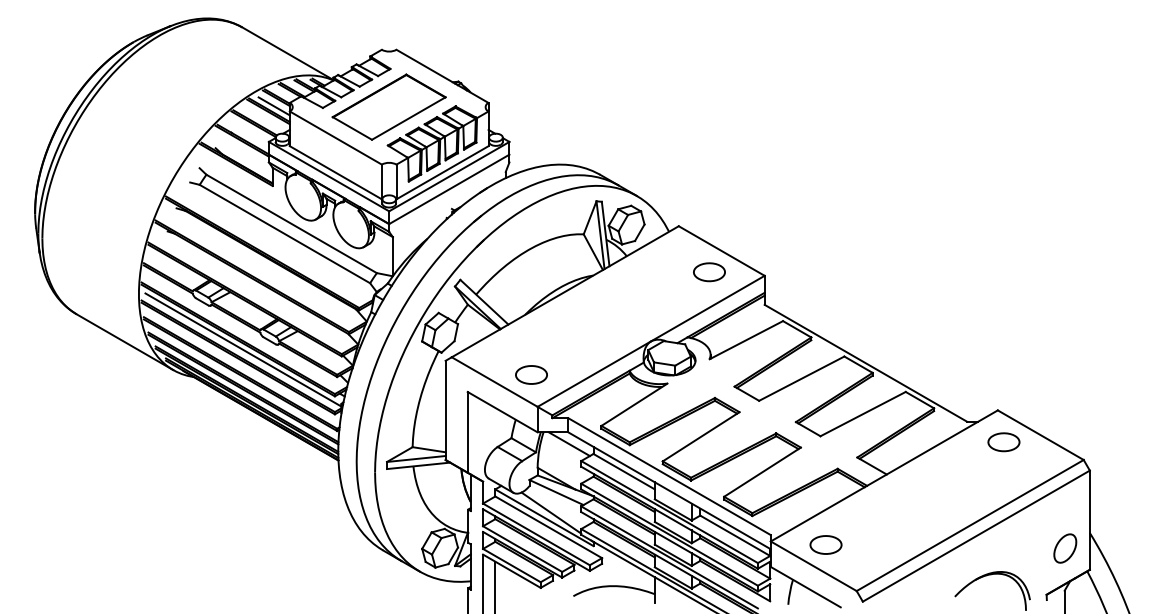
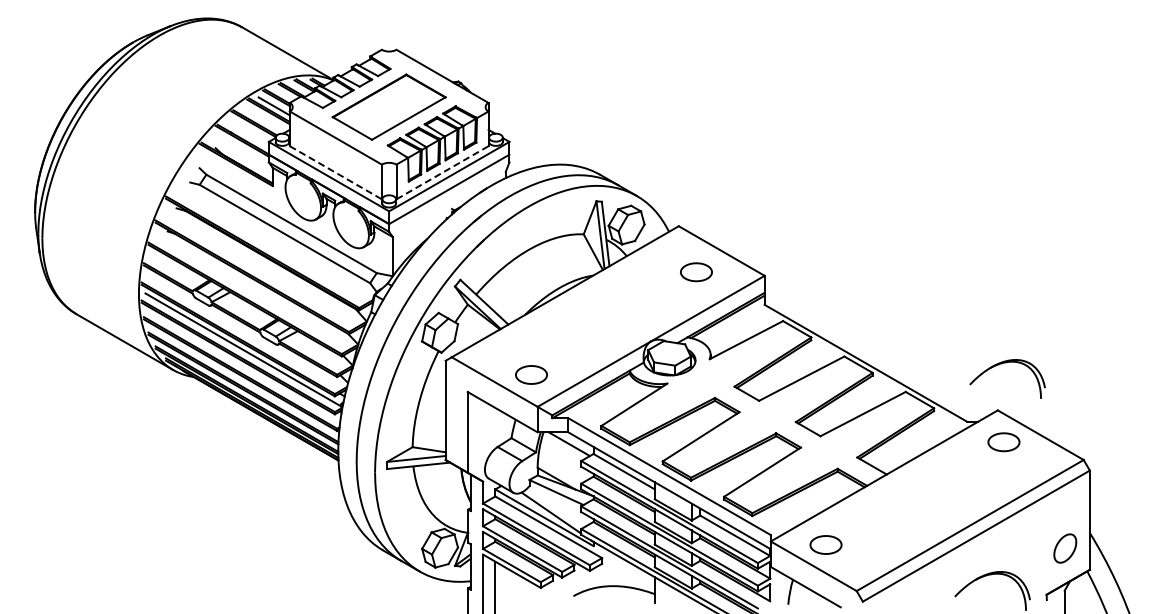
line: solid -> dashed (336, 172)
line: solid -> dashed (443, 172)
part position: (709, 272) -> (696, 272) (696, 272)
part: none -> present (1006, 363)
